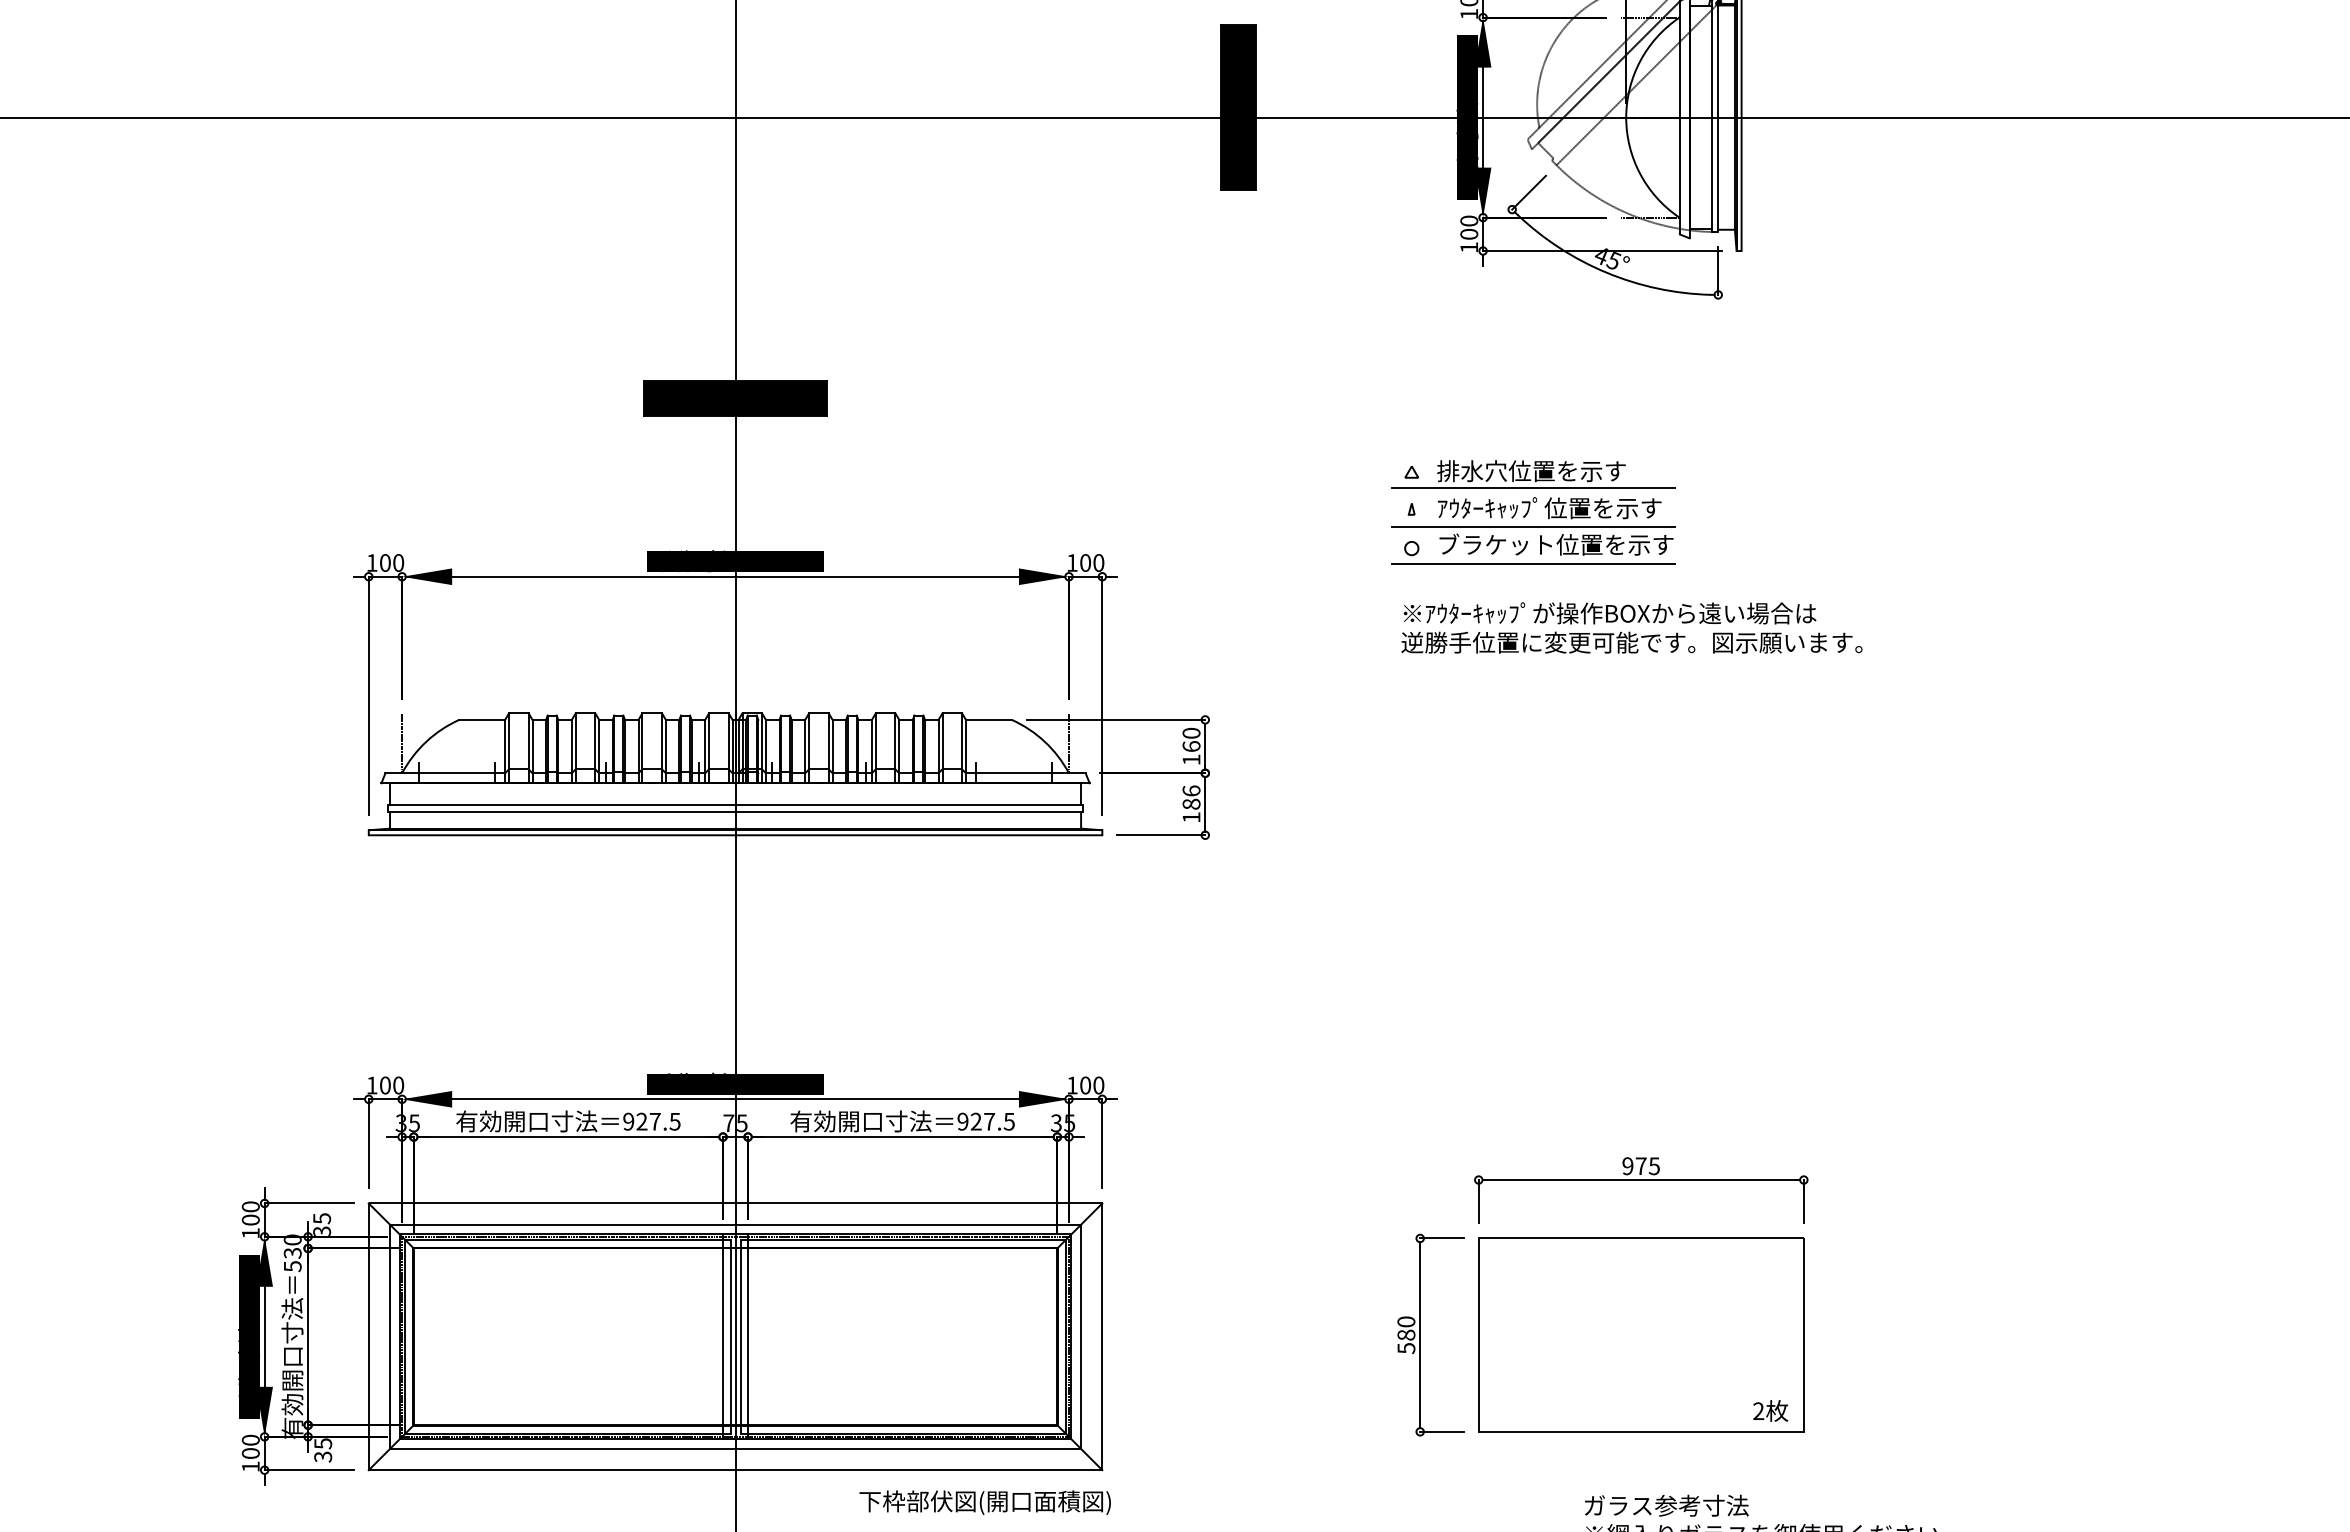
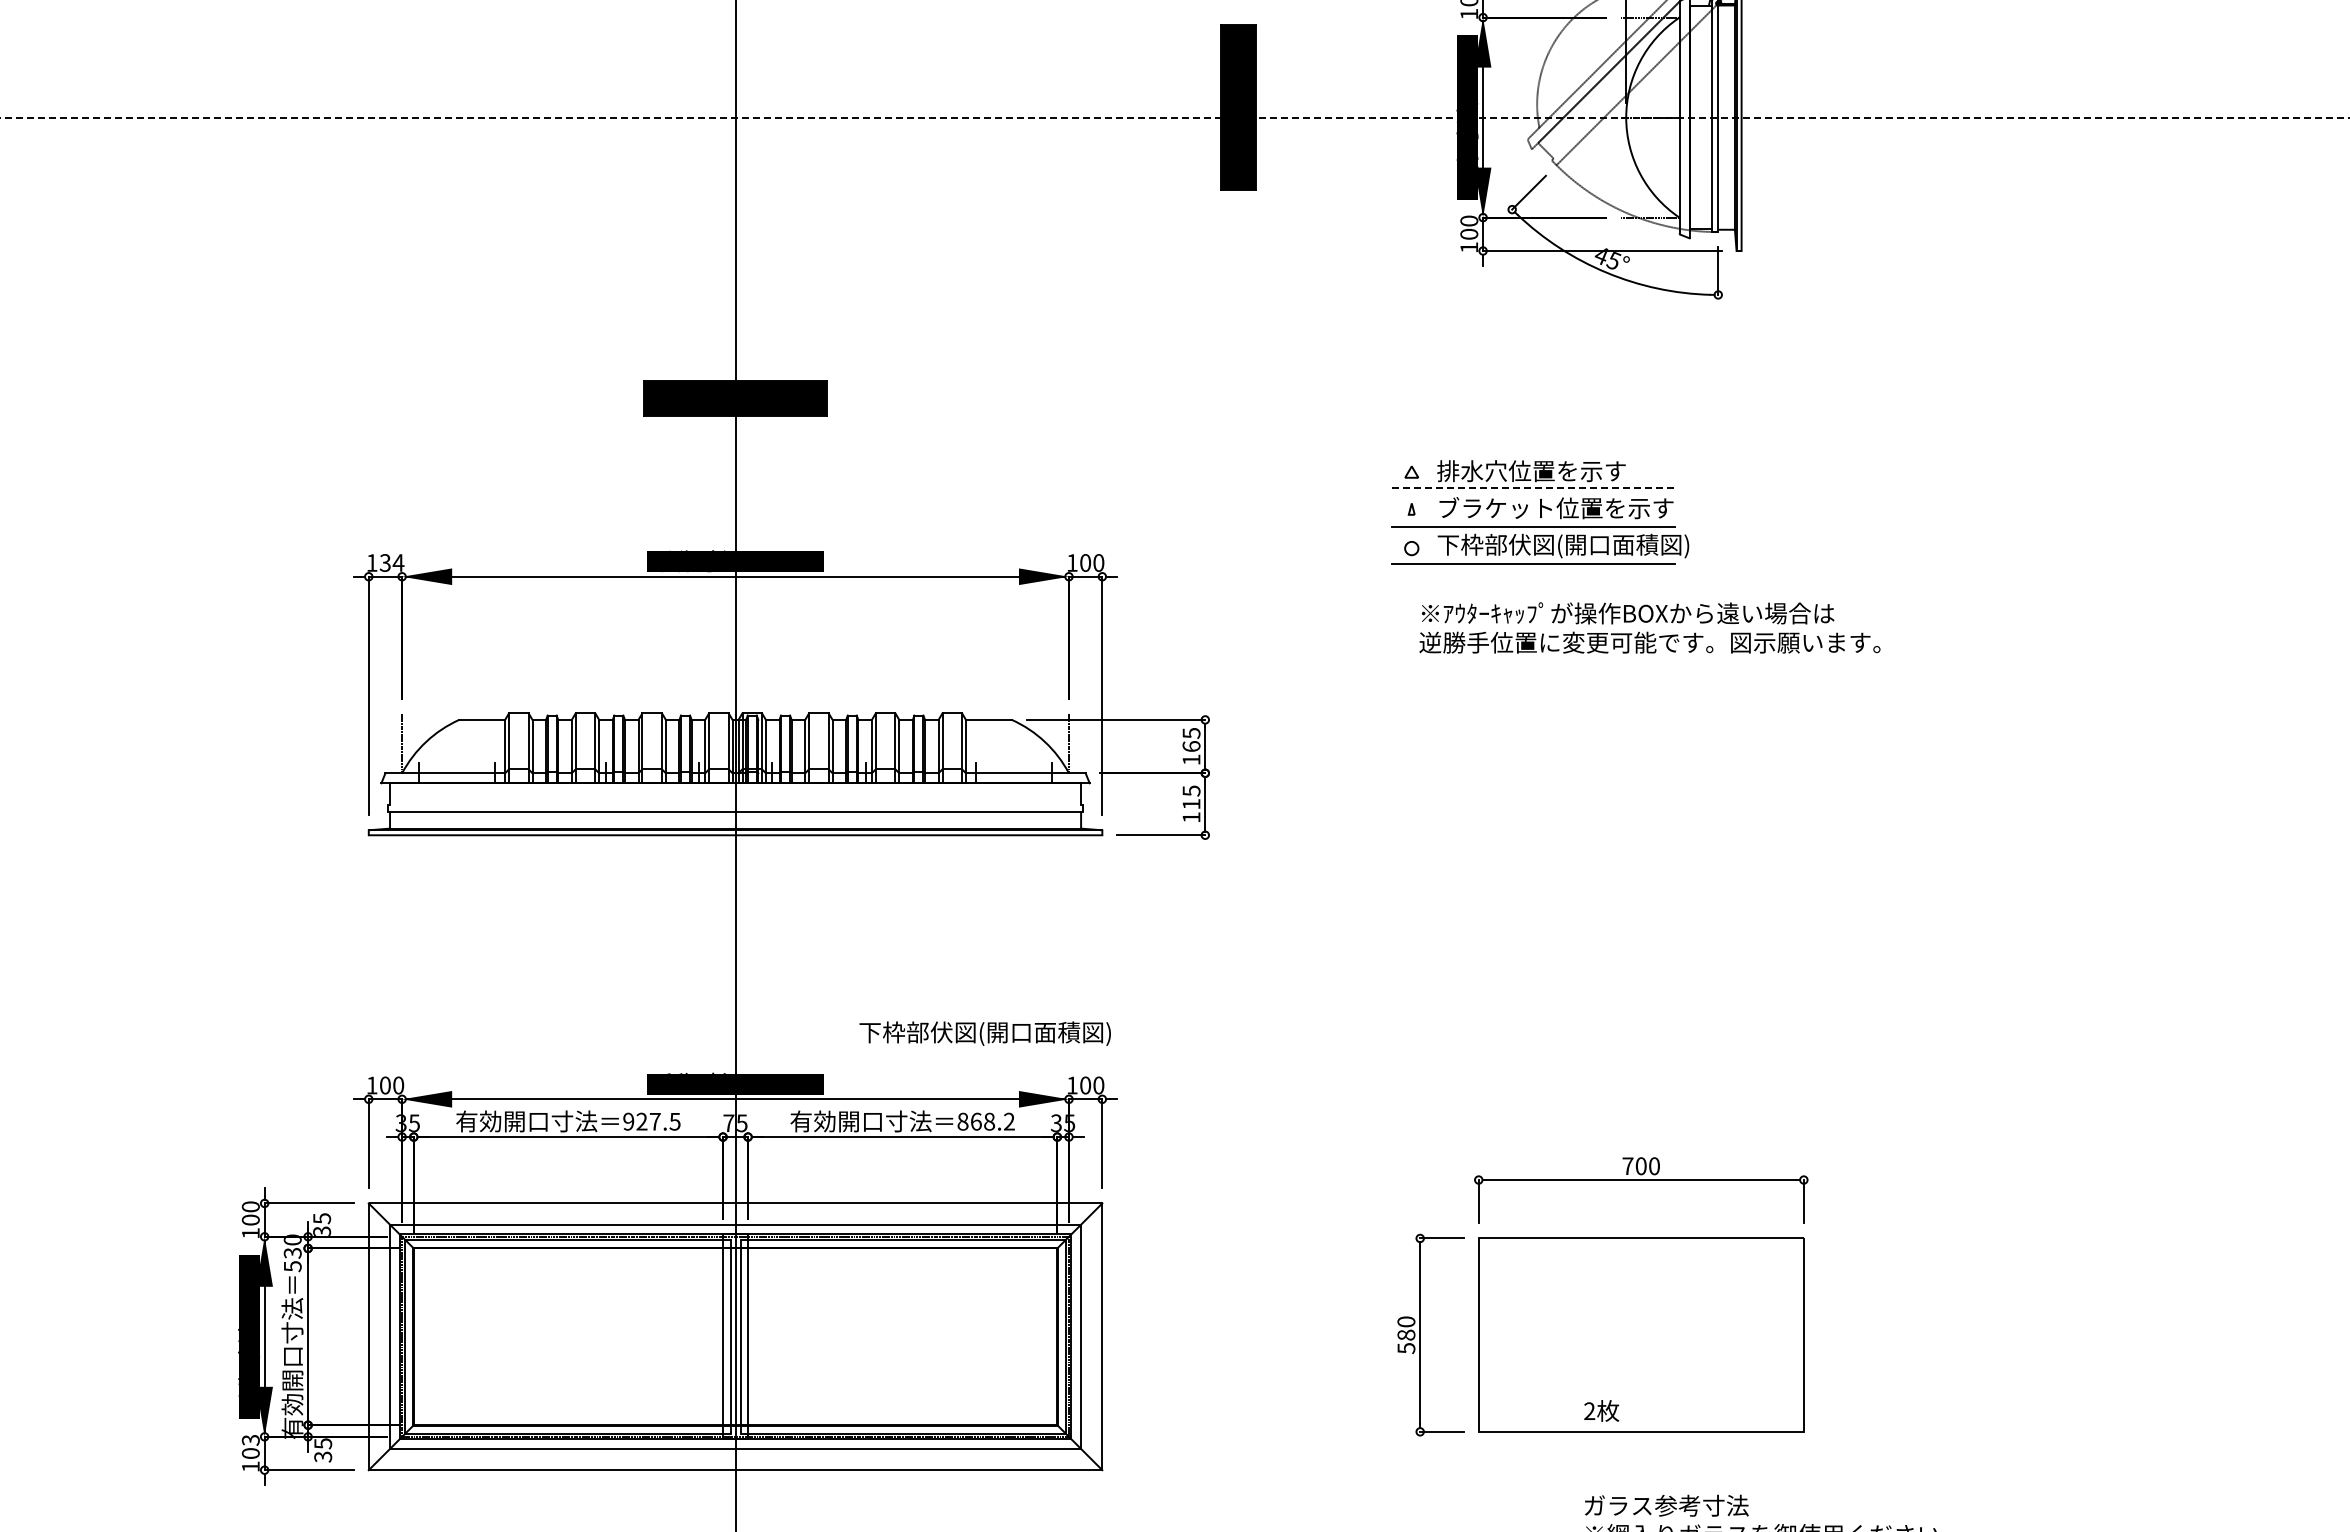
line: solid -> dashed (1175, 117)
line: solid -> dashed (1533, 487)
text: ｱｳﾀｰｷｬｯﾌﾟ位置を示す -> ブラケット位置を示す (1555, 508)
text: ブラケット位置を示す -> 下枠部伏図(開口面積図) (1563, 545)
text: 100 -> 134 (391, 562)
text position: (1631, 627) -> (1649, 627) (1649, 627)
text: 160 -> 165 (1191, 733)
text: 186 -> 115 (1191, 797)
line: present -> none (735, 805)
text: 927.5 -> 868.2 (985, 1121)
text: 975 -> 700 (1640, 1166)
text position: (1770, 1410) -> (1601, 1410) (1601, 1410)
text: 100 -> 103 (250, 1439)
text position: (984, 1502) -> (984, 1033) (984, 1033)
